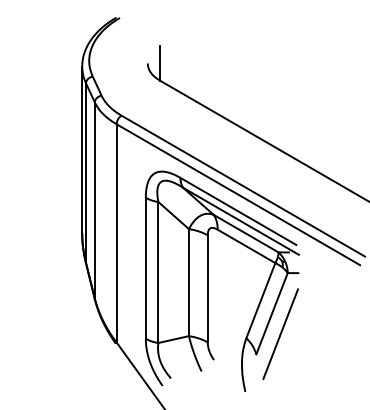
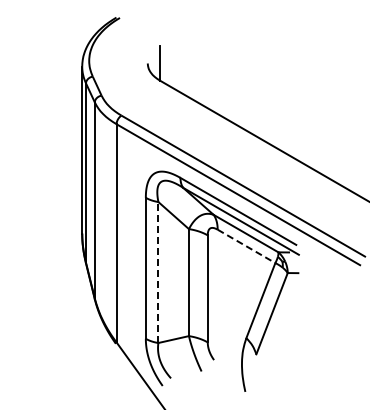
line: solid -> dashed (246, 246)
line: solid -> dashed (158, 272)
line: present -> none (280, 333)
